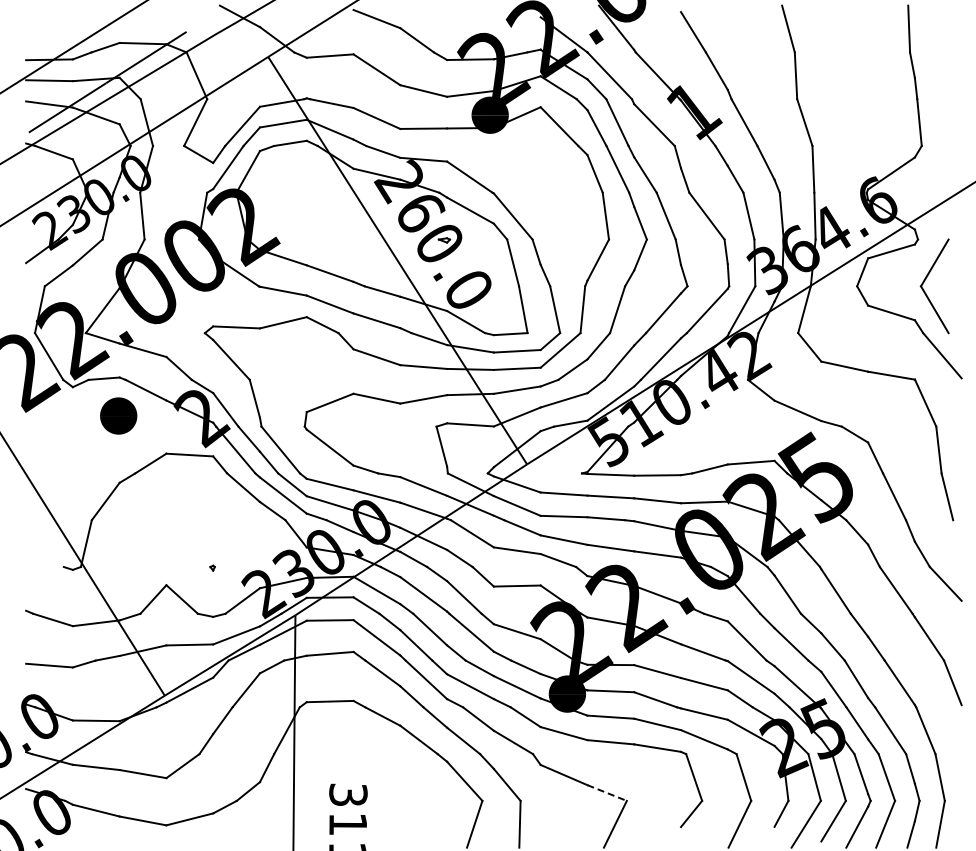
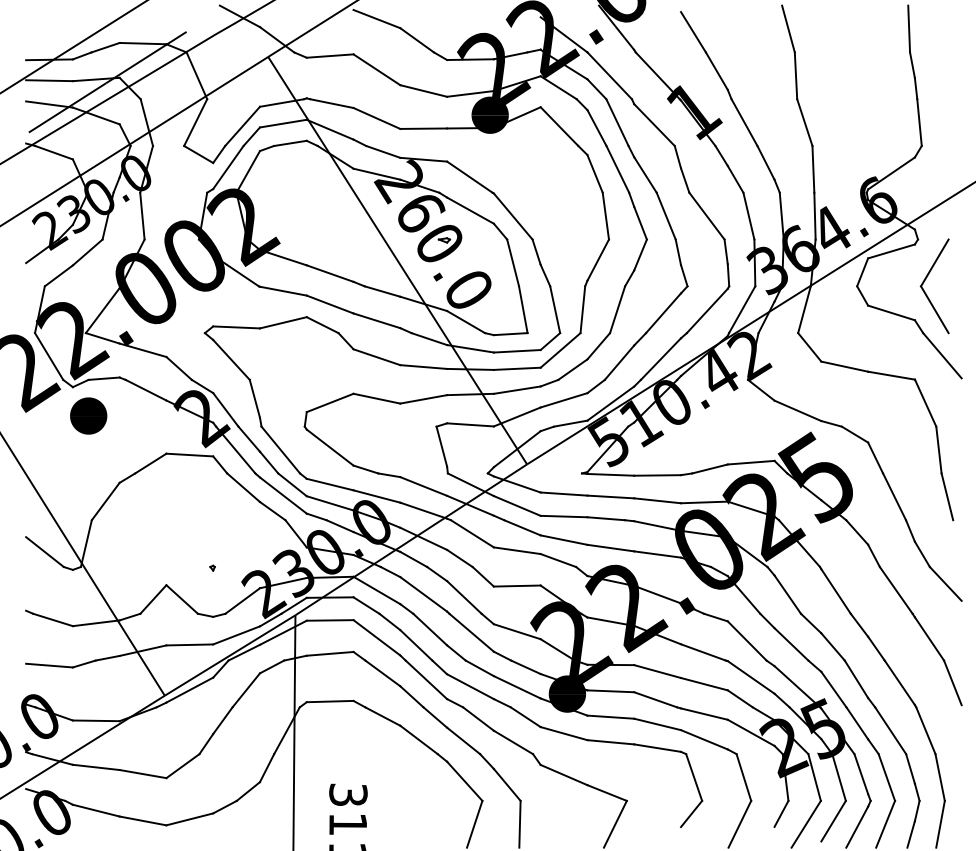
text position: (118, 415) -> (88, 415) (88, 415)
line: none -> present (44, 552)
line: dashed -> solid (607, 793)
